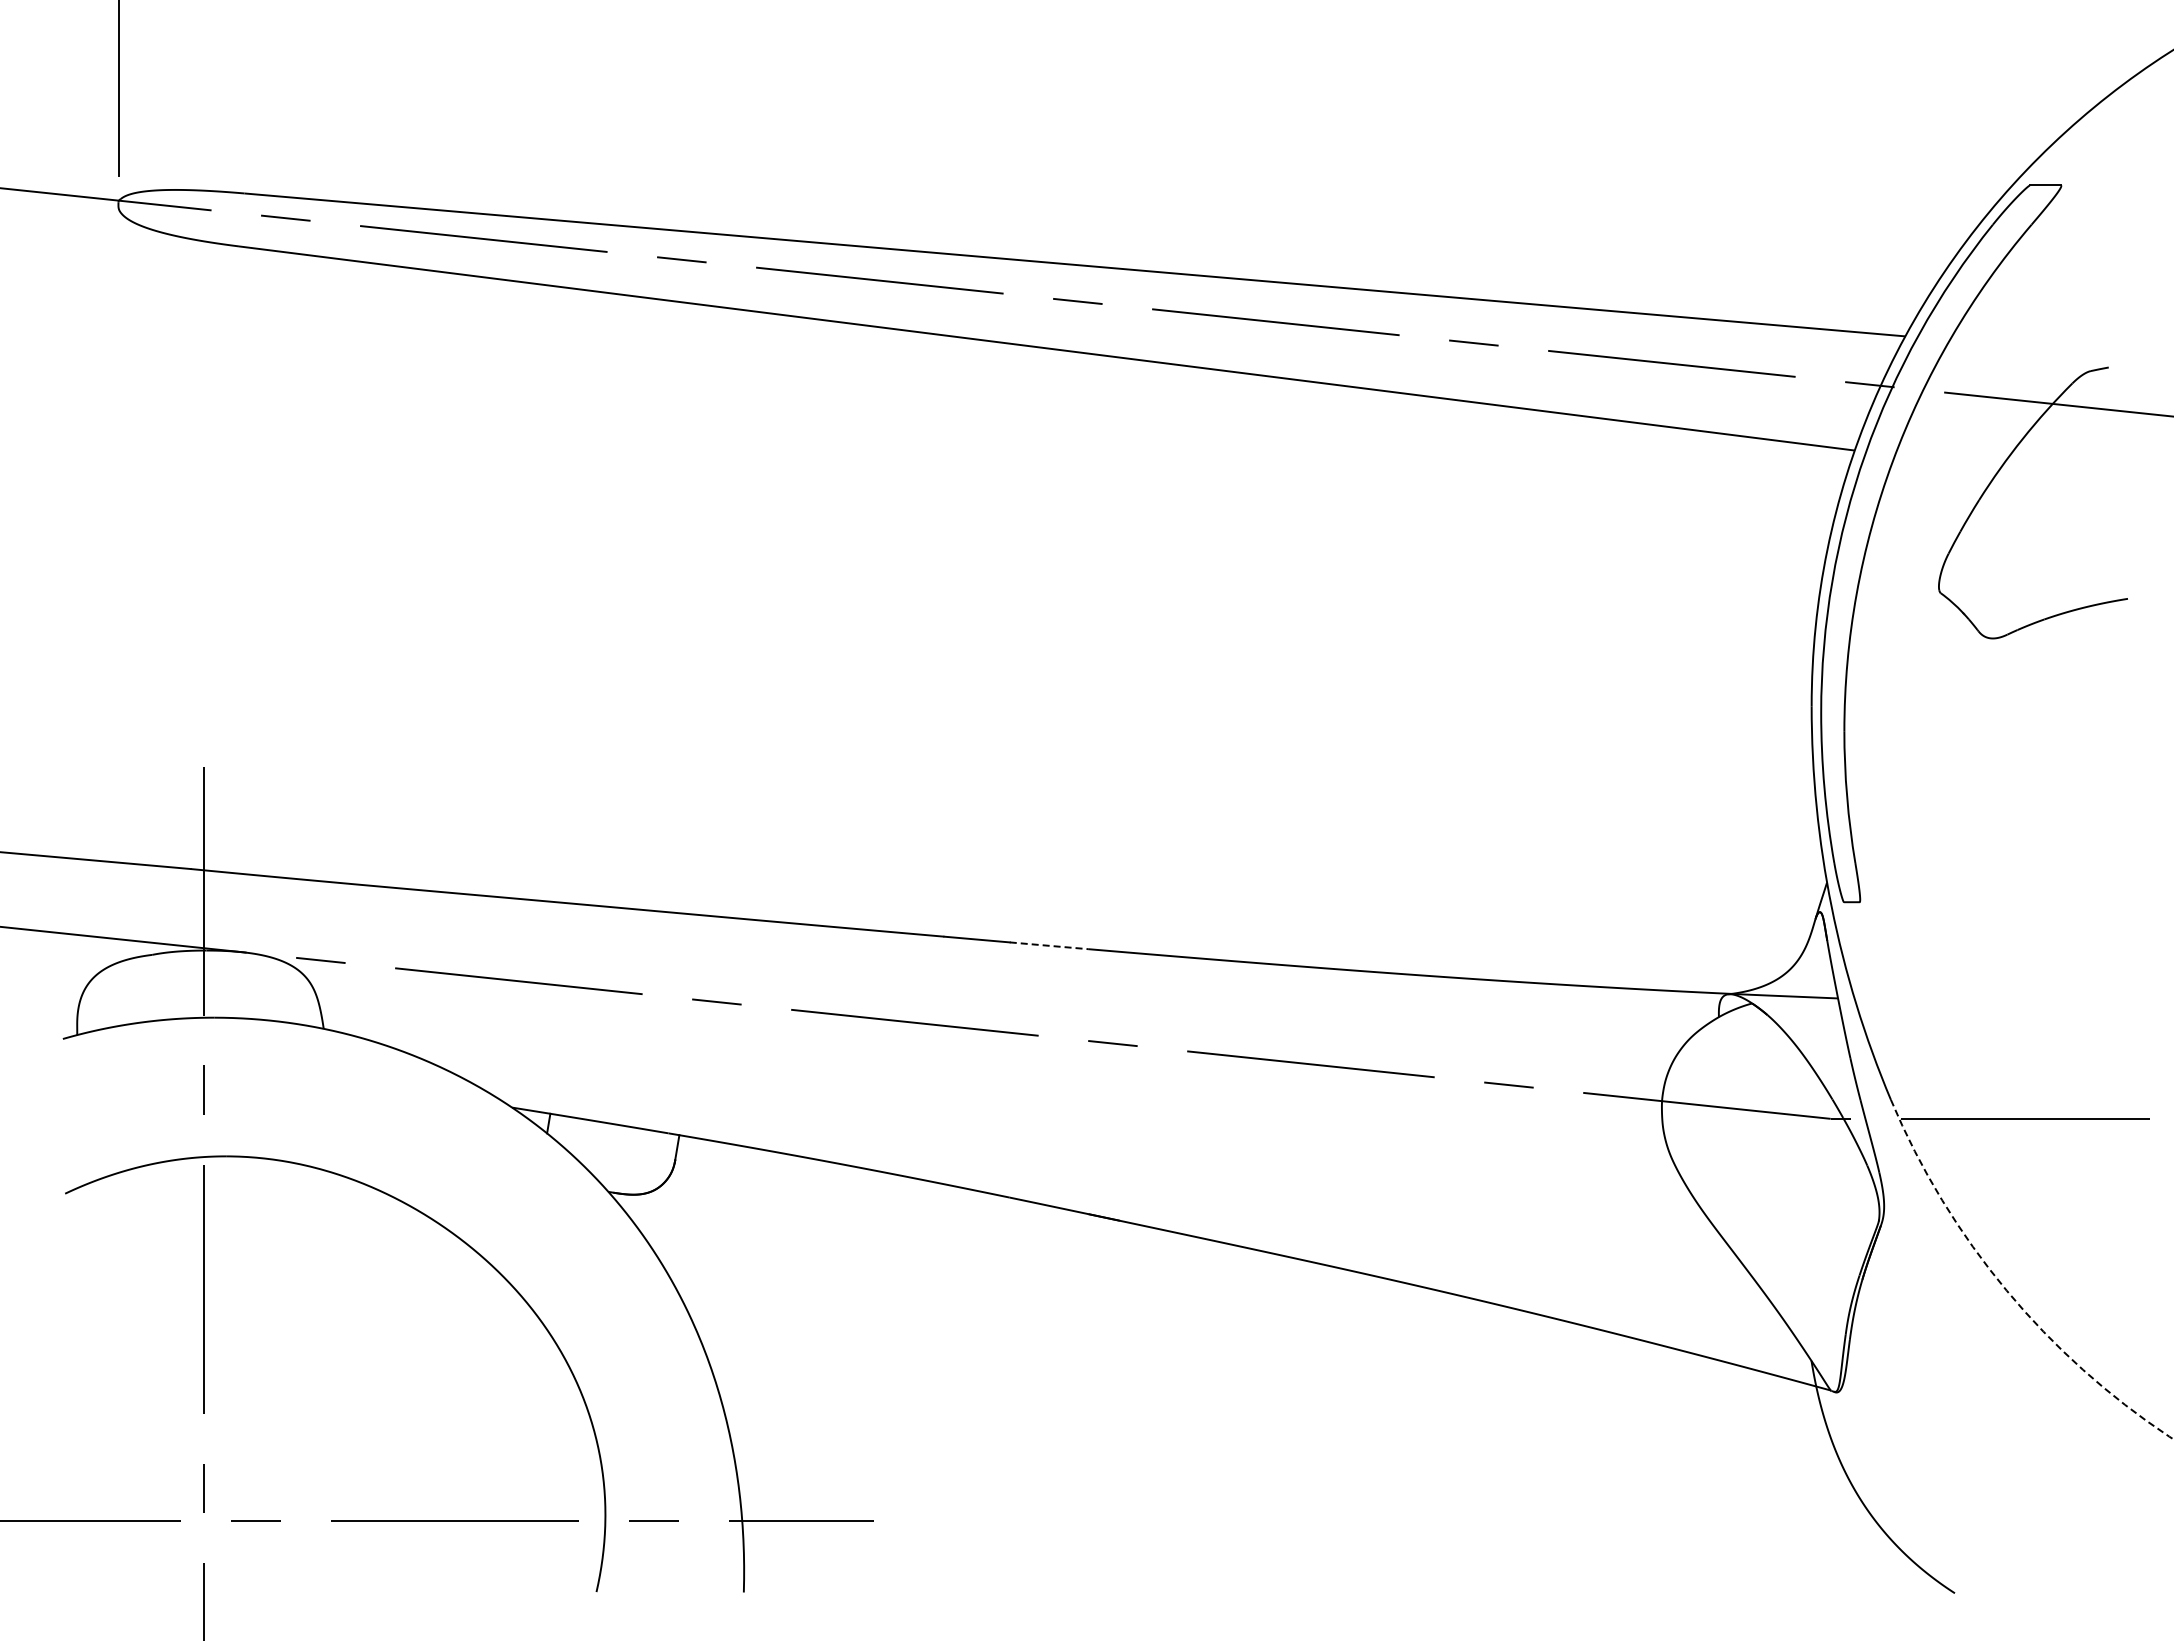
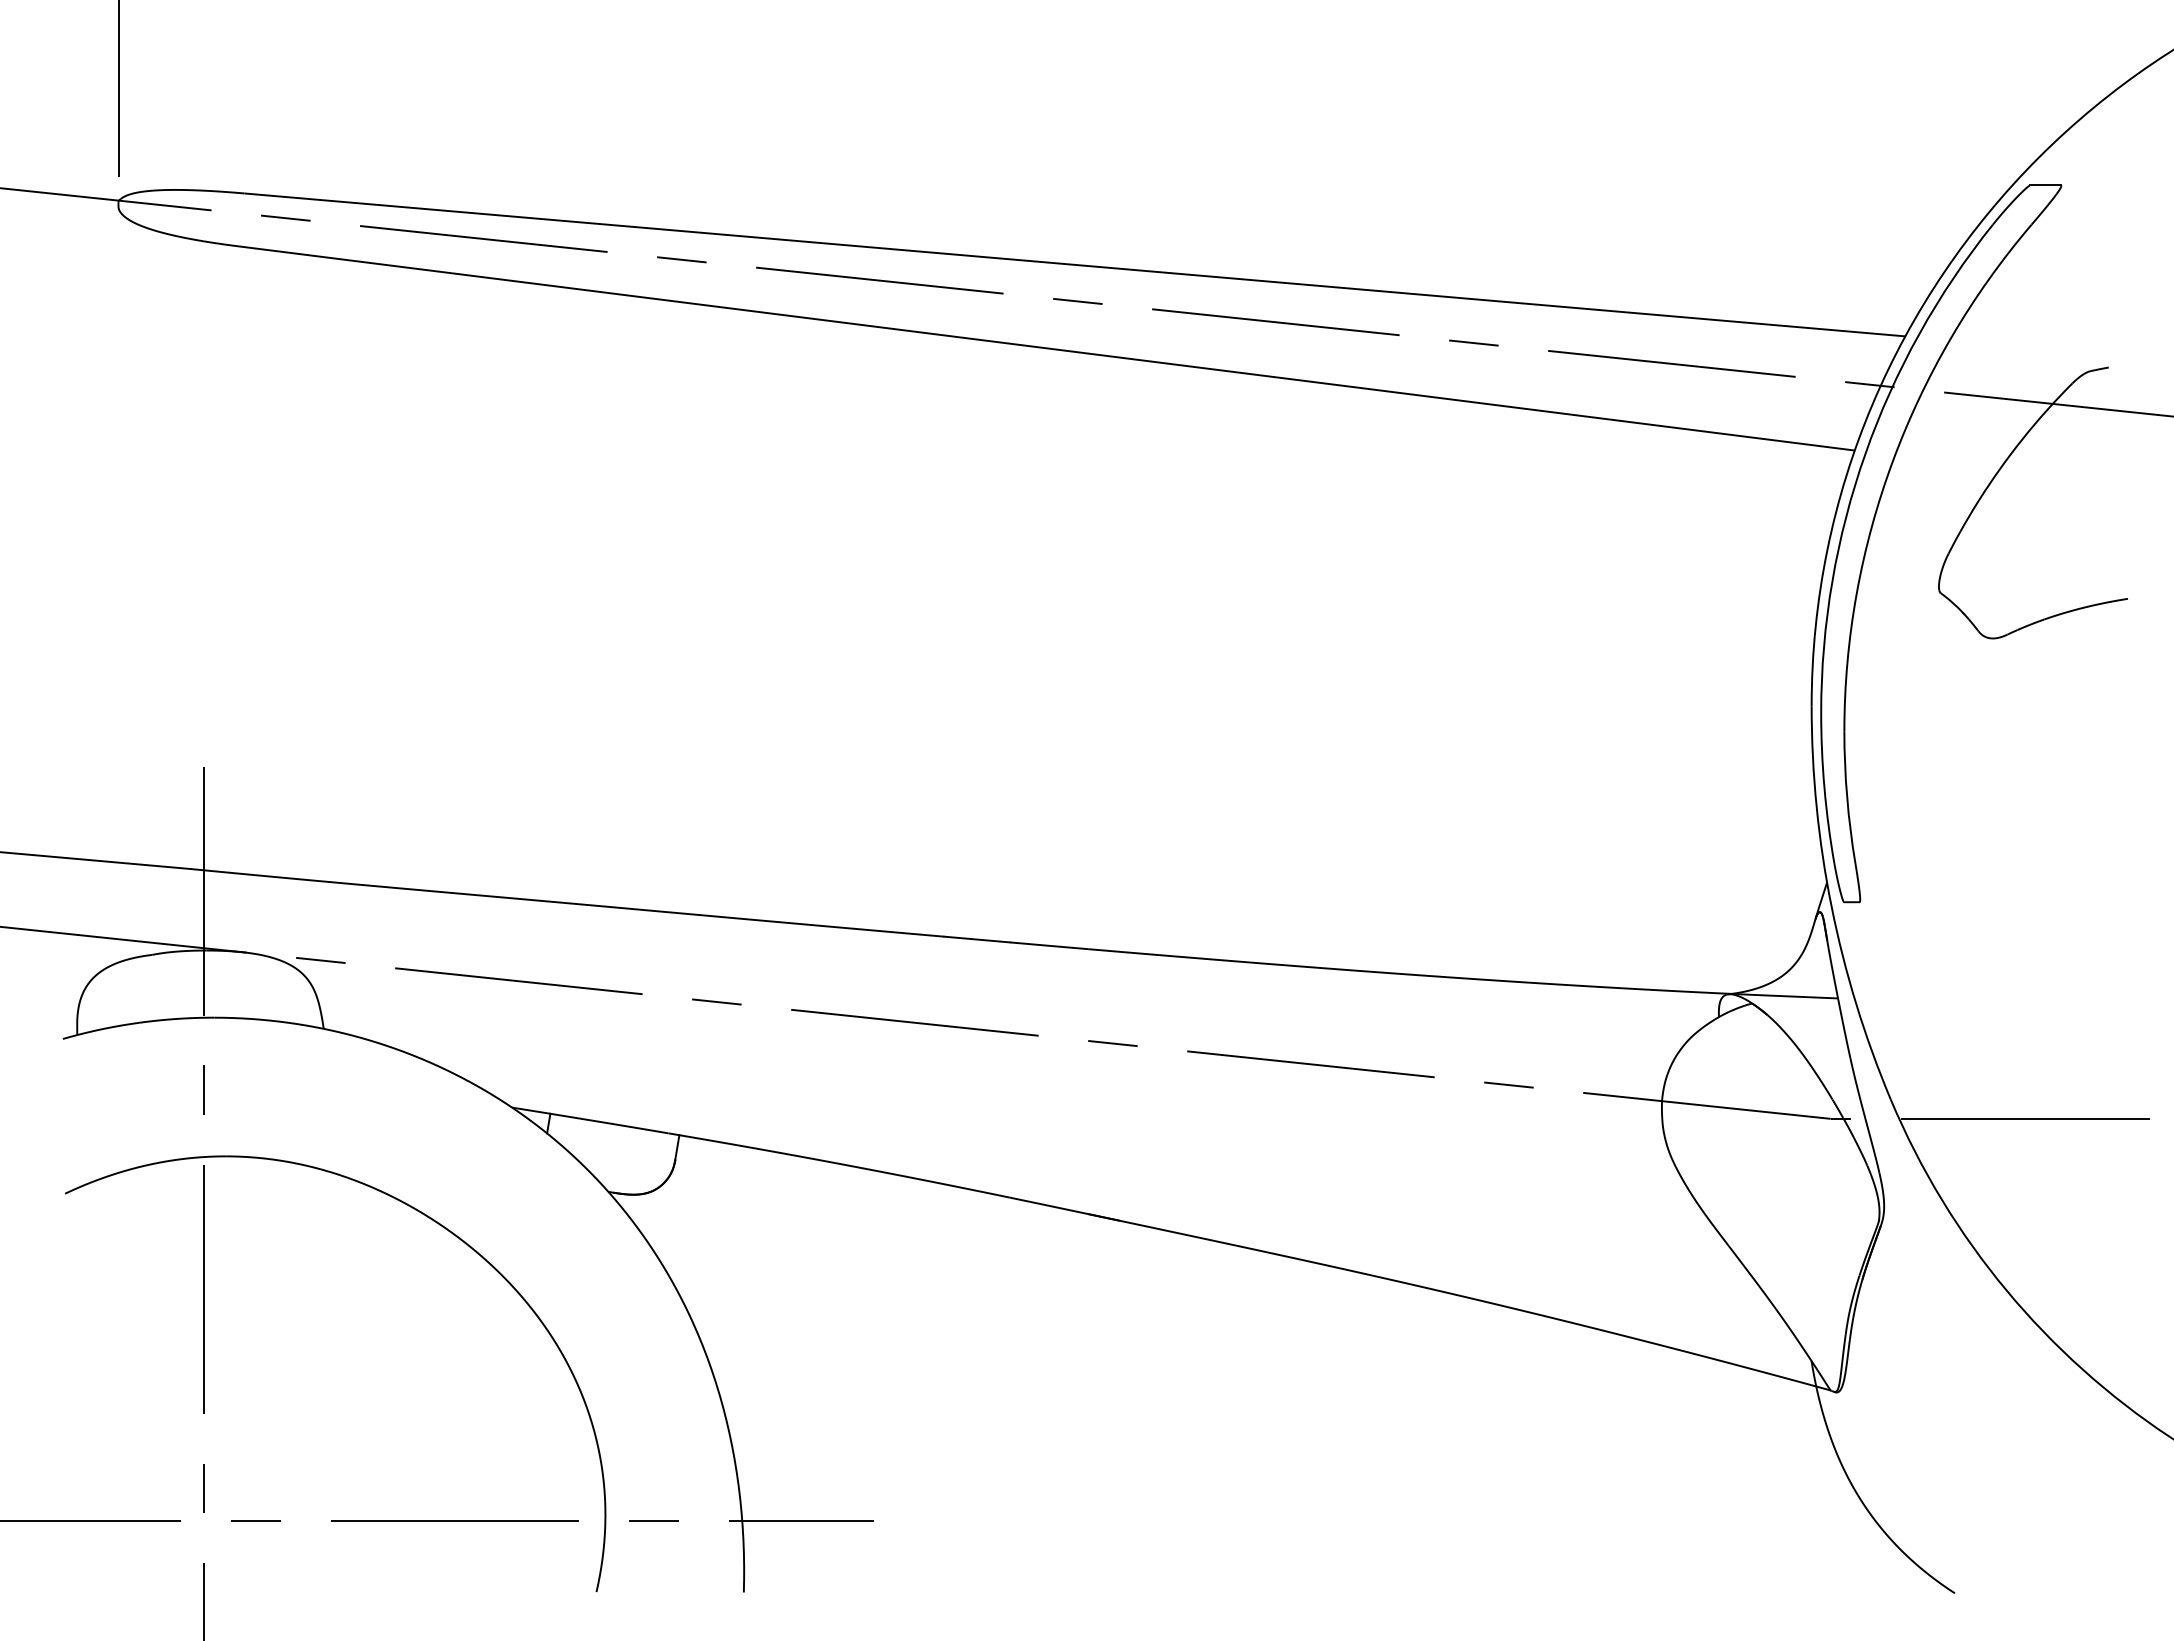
line: dashed -> solid (1050, 945)
arc: dashed -> solid (2007, 1291)
